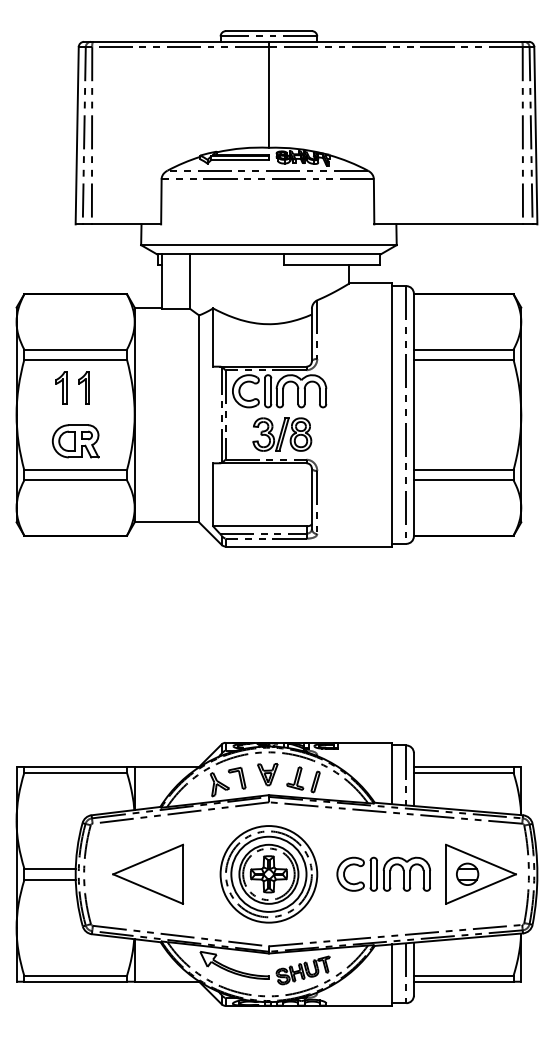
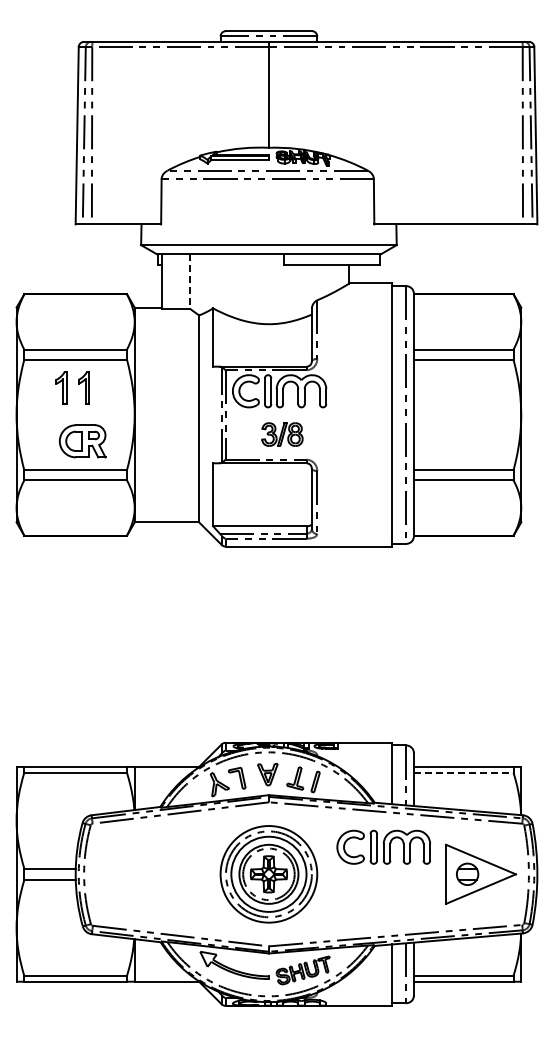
line: solid -> dashed (190, 282)
part size: 61x35 px -> 43x25 px (282, 434)
part position: (75, 441) -> (82, 441) (82, 441)
line: solid -> dashed (463, 772)
part: present -> none (148, 873)
part position: (383, 873) -> (383, 846) (383, 846)
